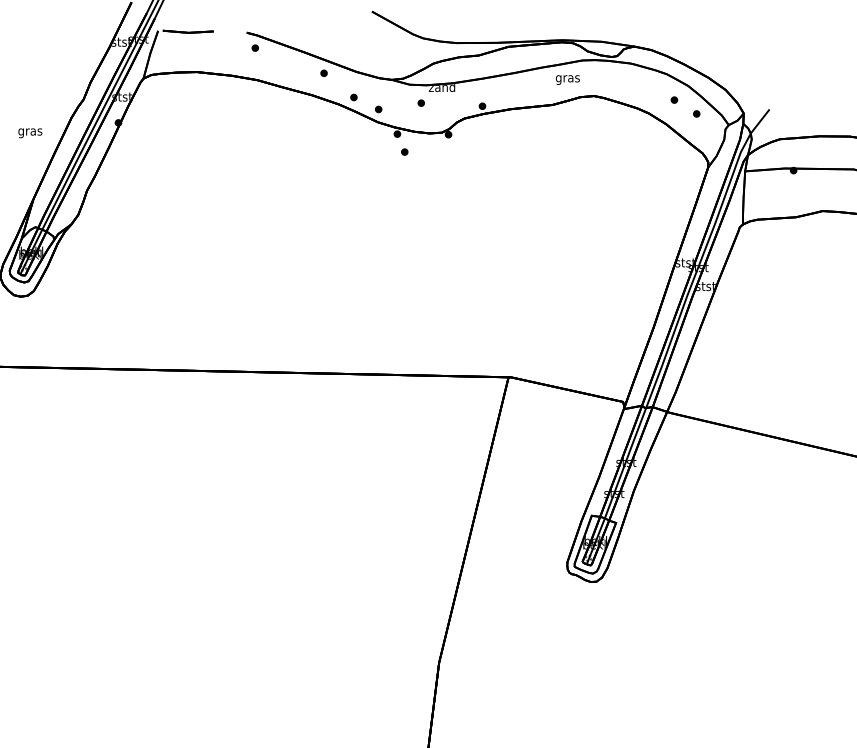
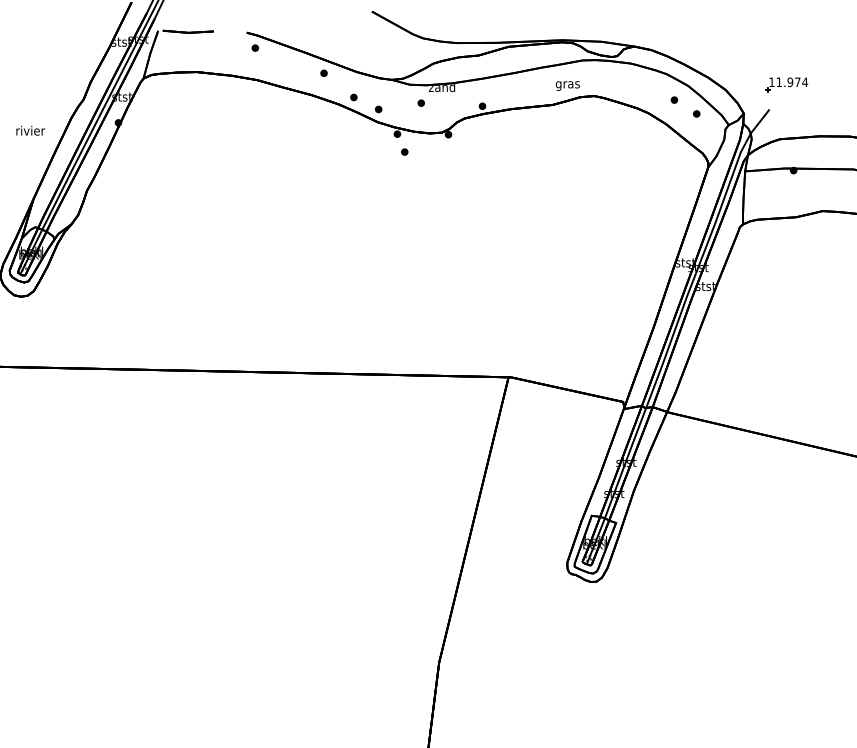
text position: (567, 79) -> (567, 85) (567, 85)
part: none -> present (786, 84)
text: gras -> rivier (30, 131)
